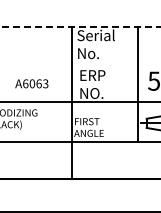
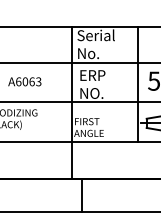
line: dashed -> solid (80, 26)
line: none -> present (79, 63)
text position: (31, 83) -> (24, 81) (24, 81)
line: none -> present (81, 193)
